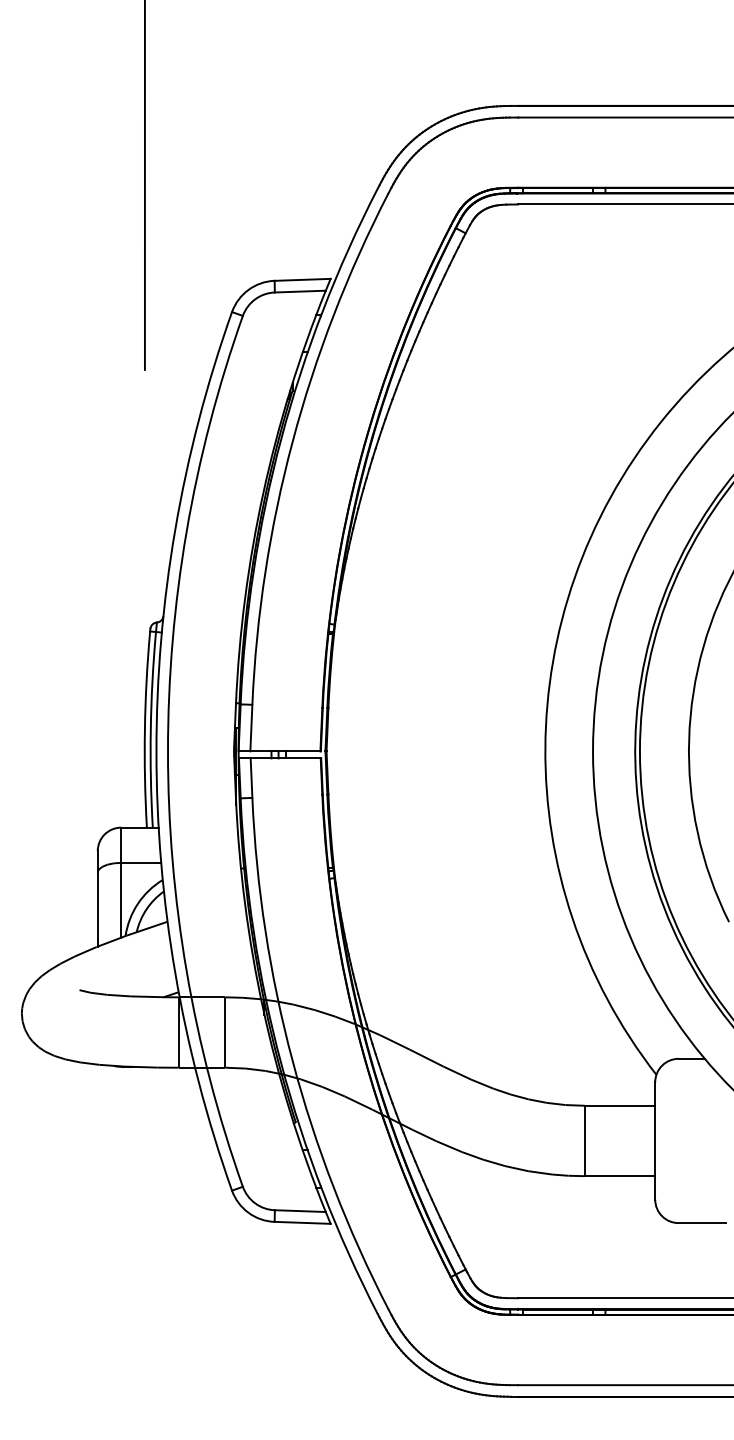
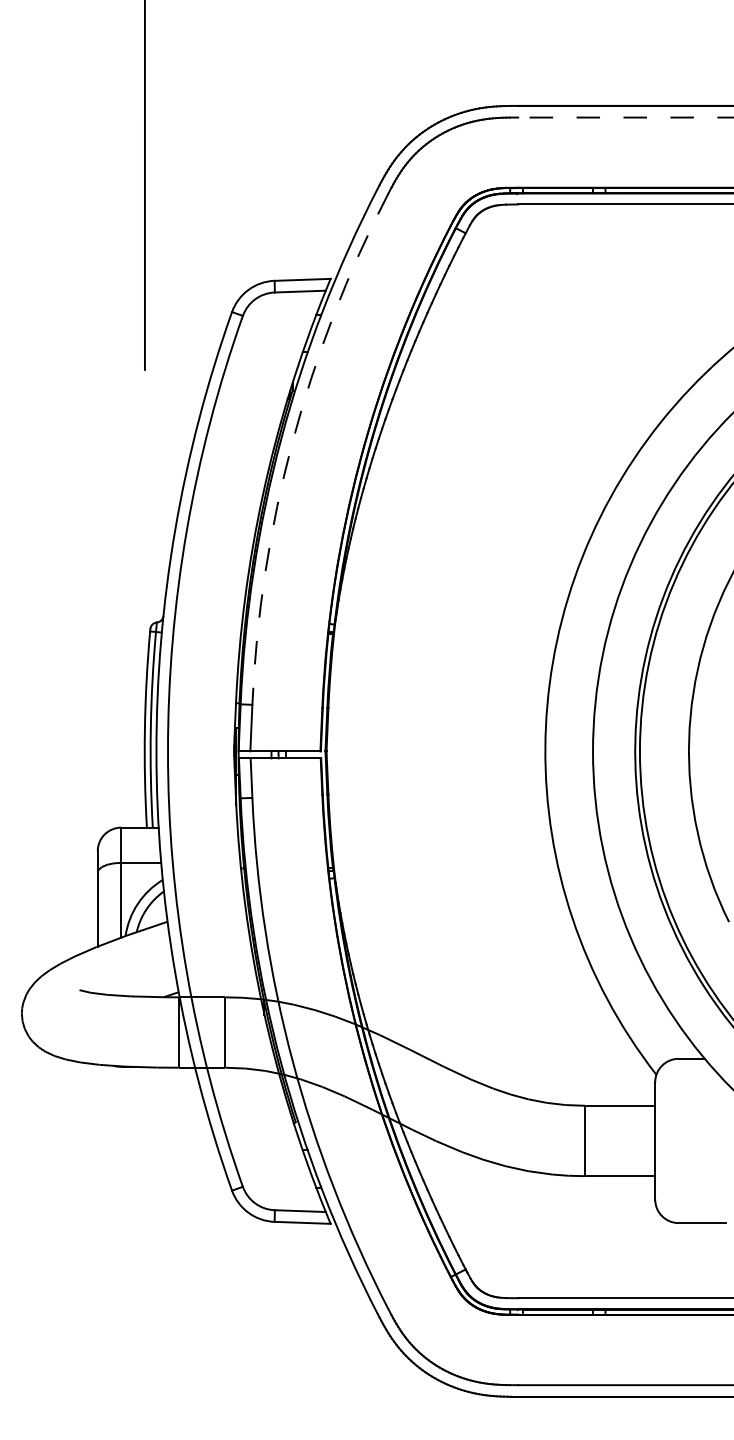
line: solid -> dashed (625, 117)
arc: solid -> dashed (292, 441)
